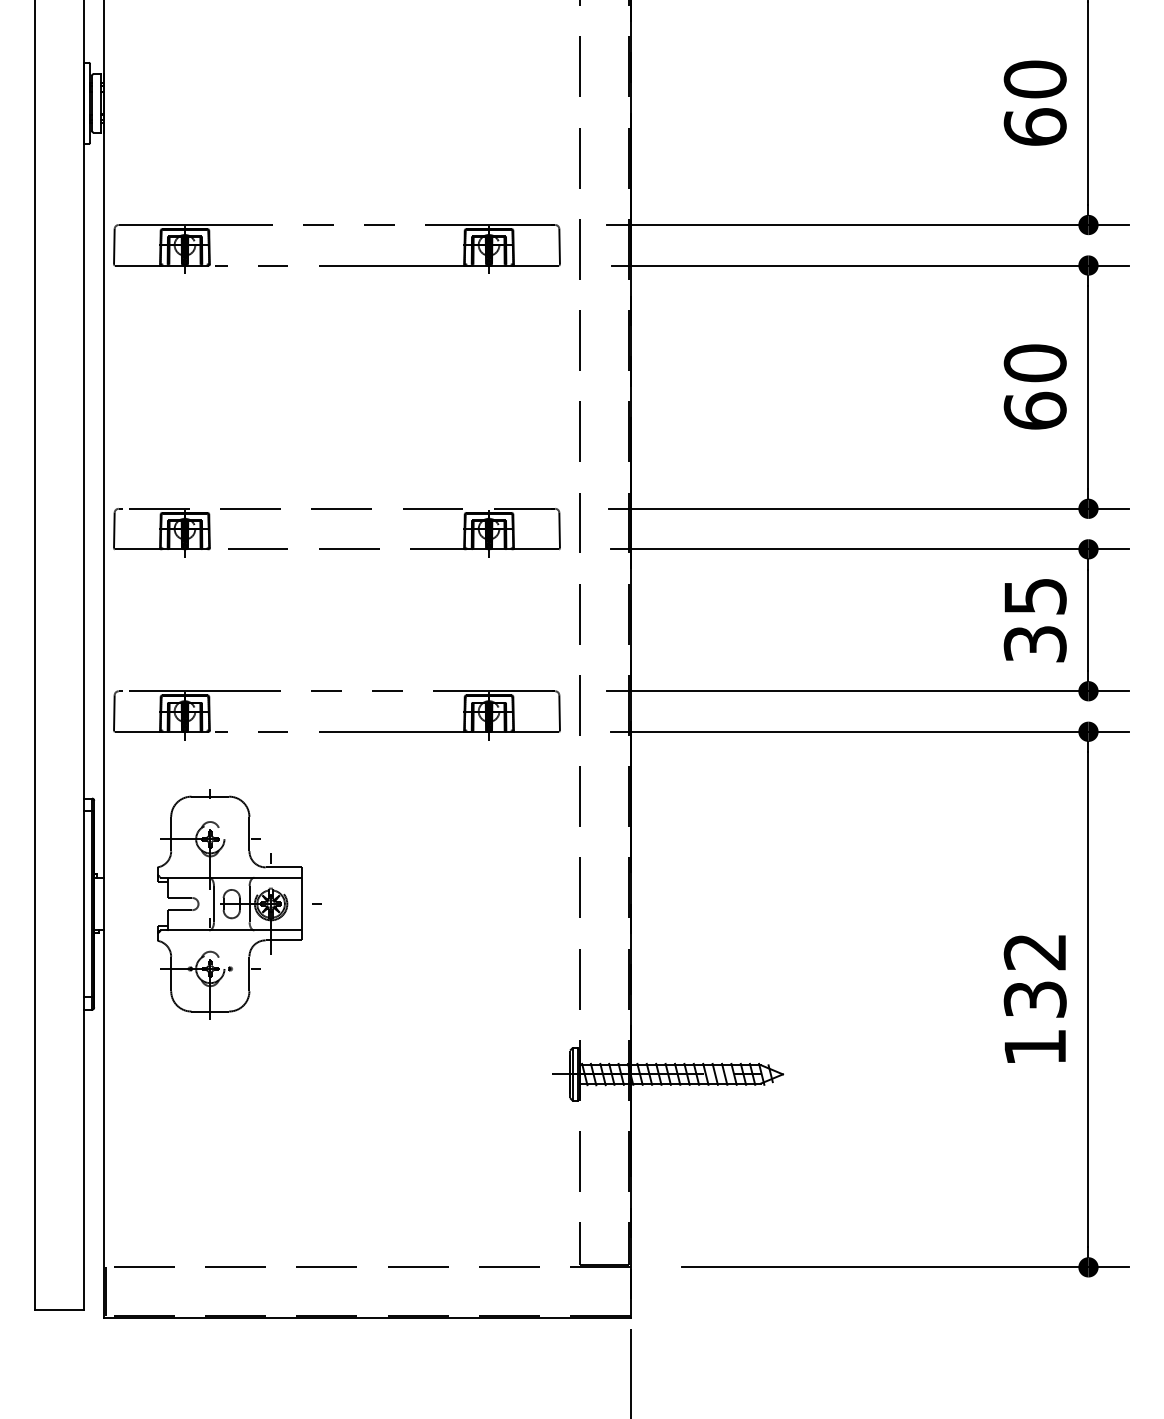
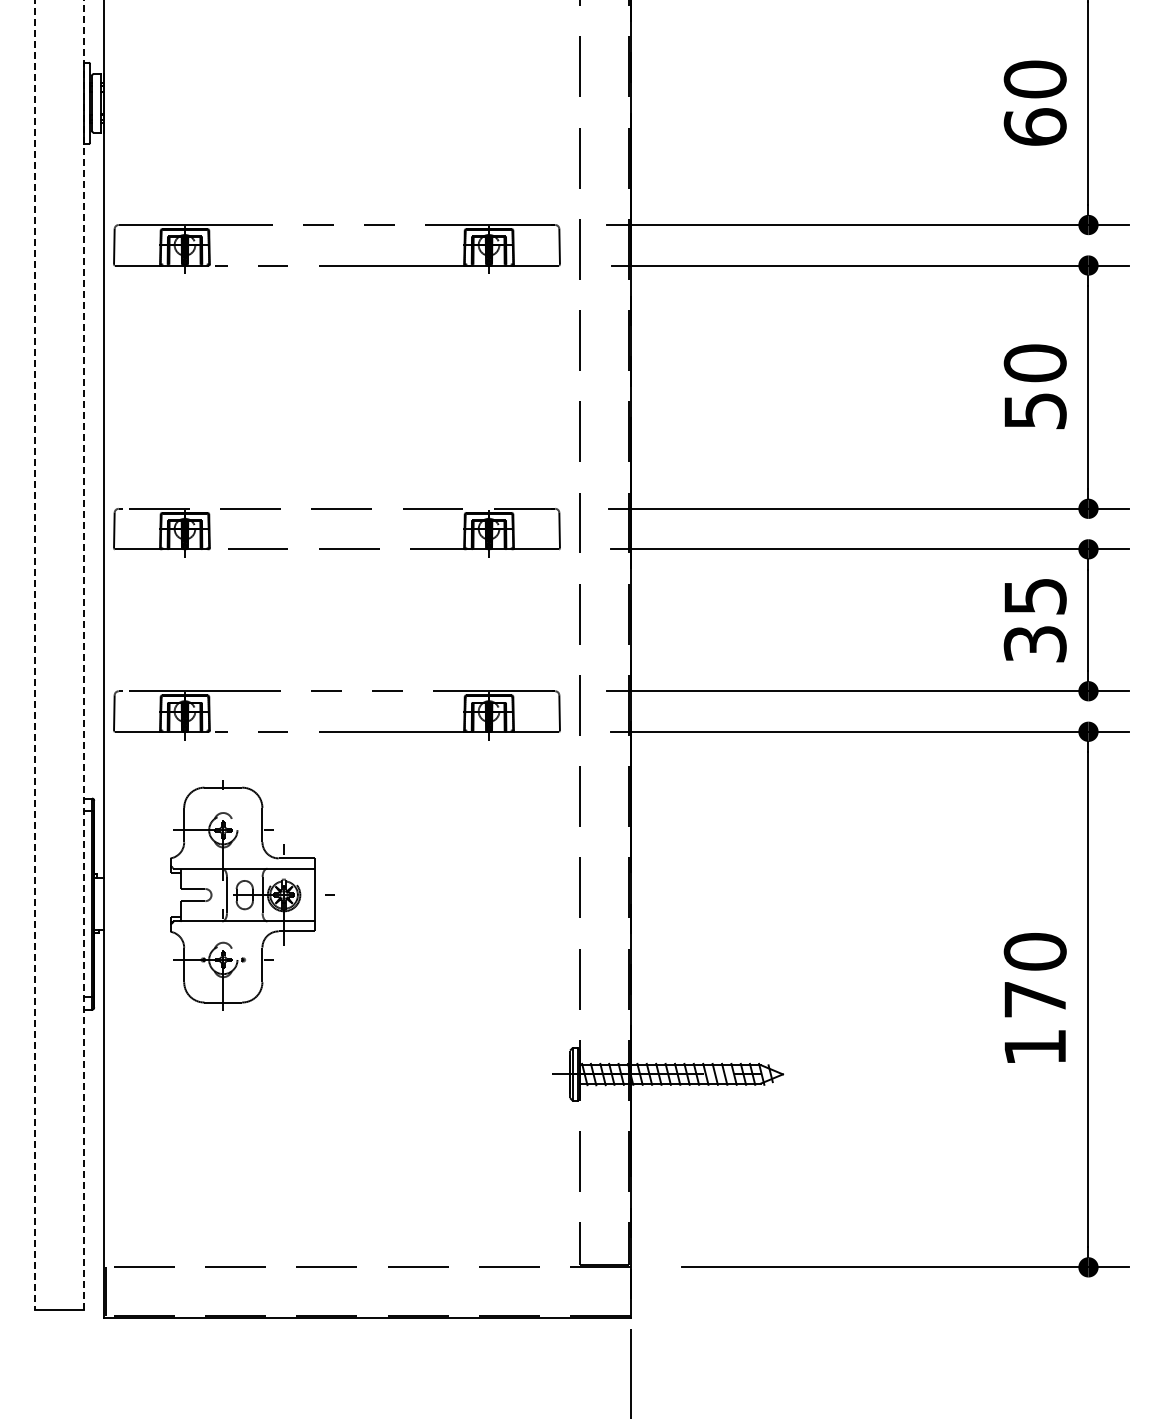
text: 60 -> 50 (1034, 410)
line: solid -> dashed (83, 654)
line: solid -> dashed (34, 655)
part position: (239, 904) -> (252, 895) (252, 895)
text: 132 -> 170 (1034, 975)
